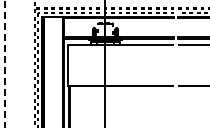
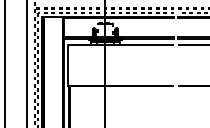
line: dashed -> solid (4, 63)
line: none -> present (27, 63)
